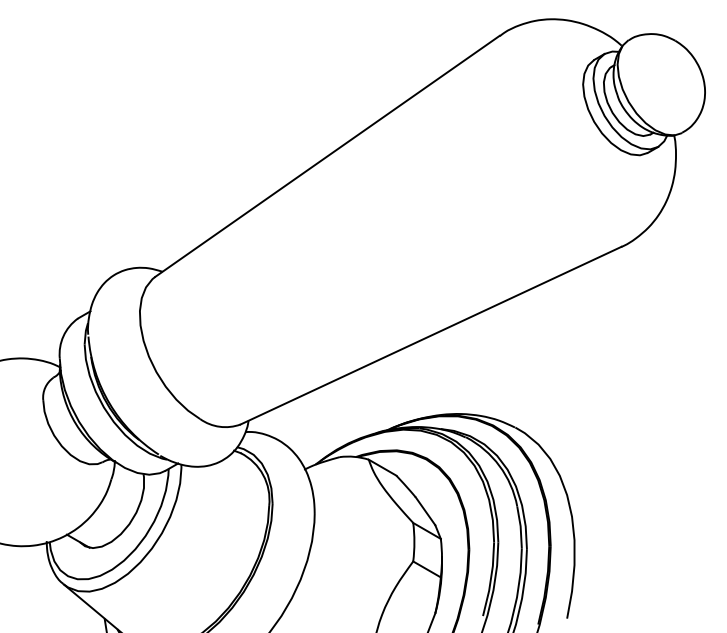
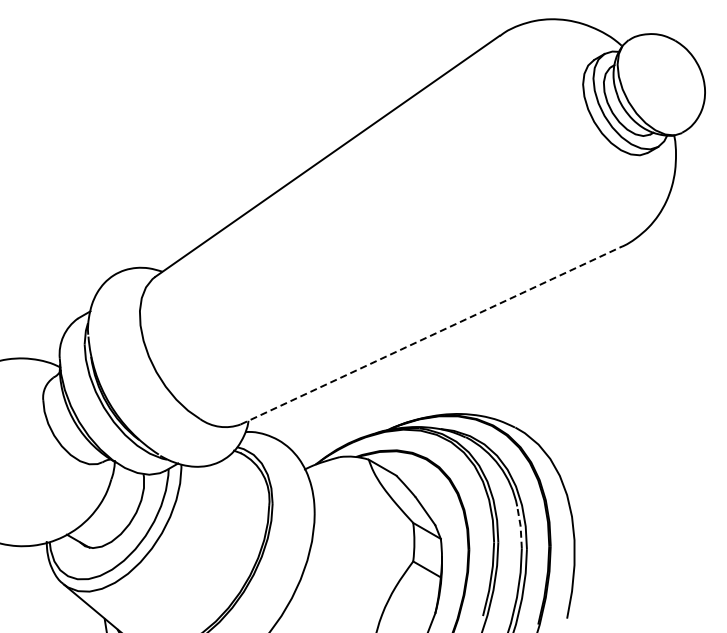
line: solid -> dashed (431, 335)
line: solid -> dashed (520, 526)
